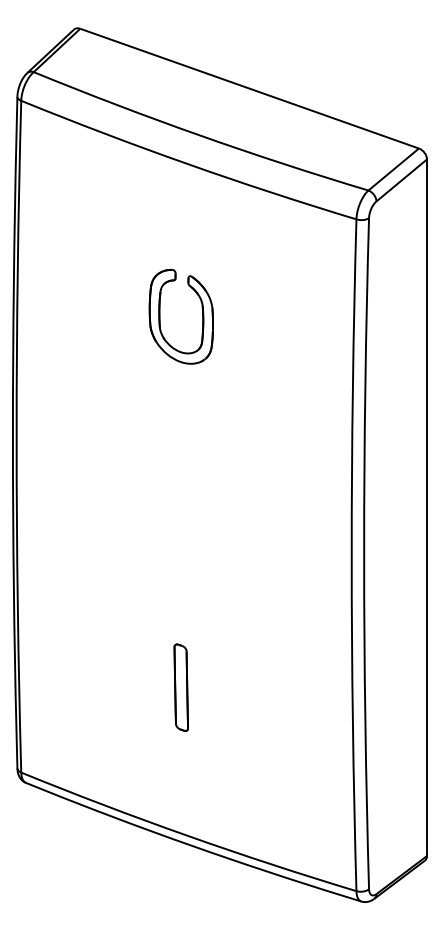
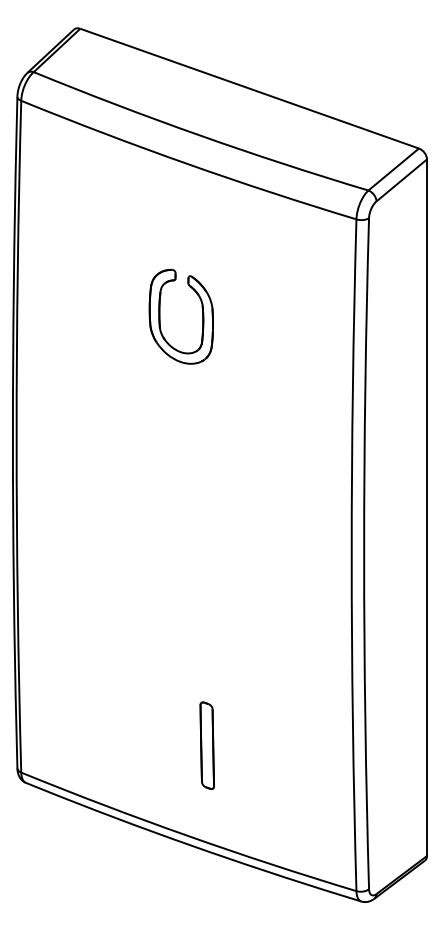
part position: (180, 687) -> (206, 745) (206, 745)
